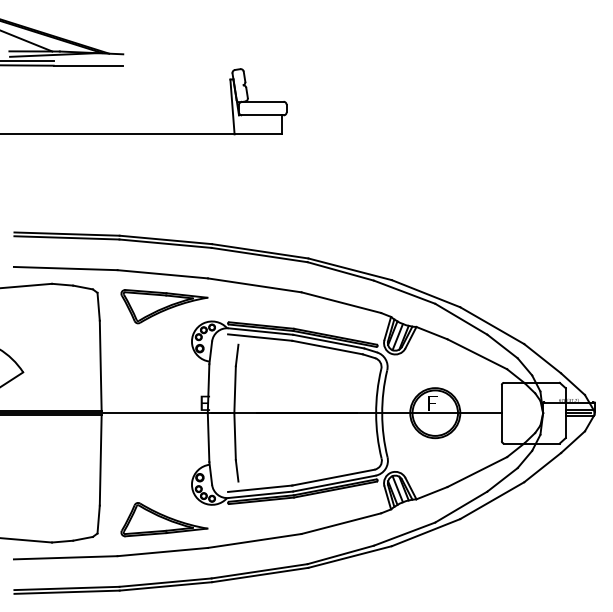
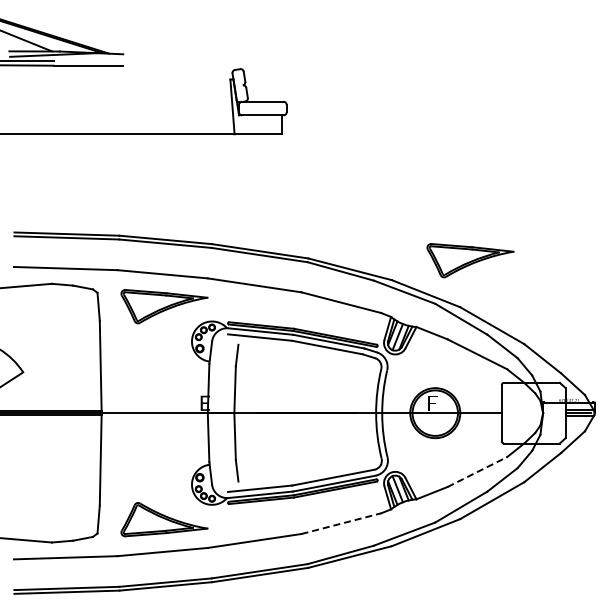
part: none -> present (470, 260)
line: solid -> dashed (477, 471)
line: solid -> dashed (341, 523)
